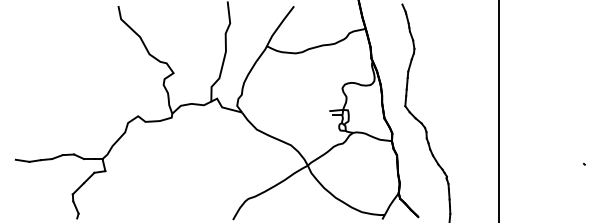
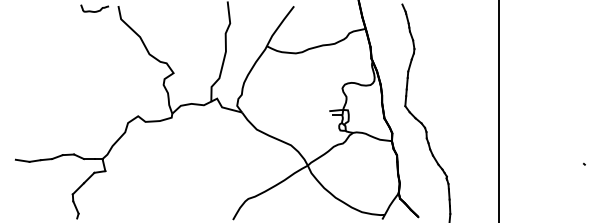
curve: none -> present (92, 10)
